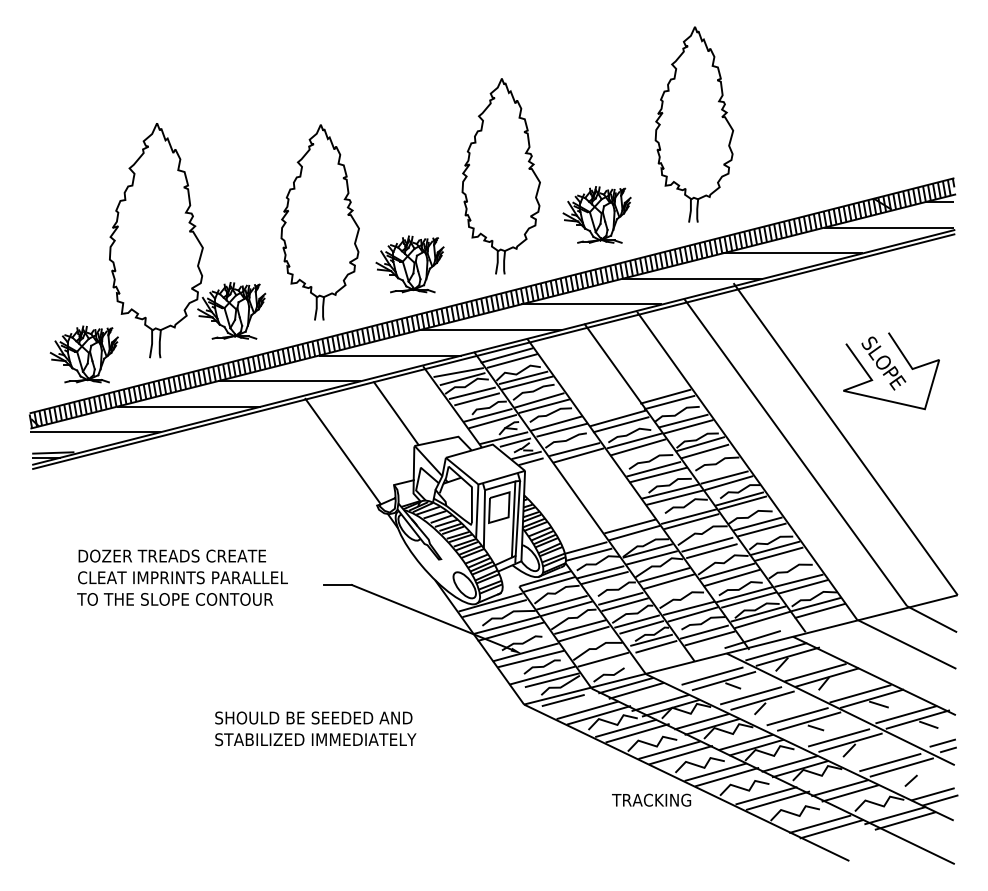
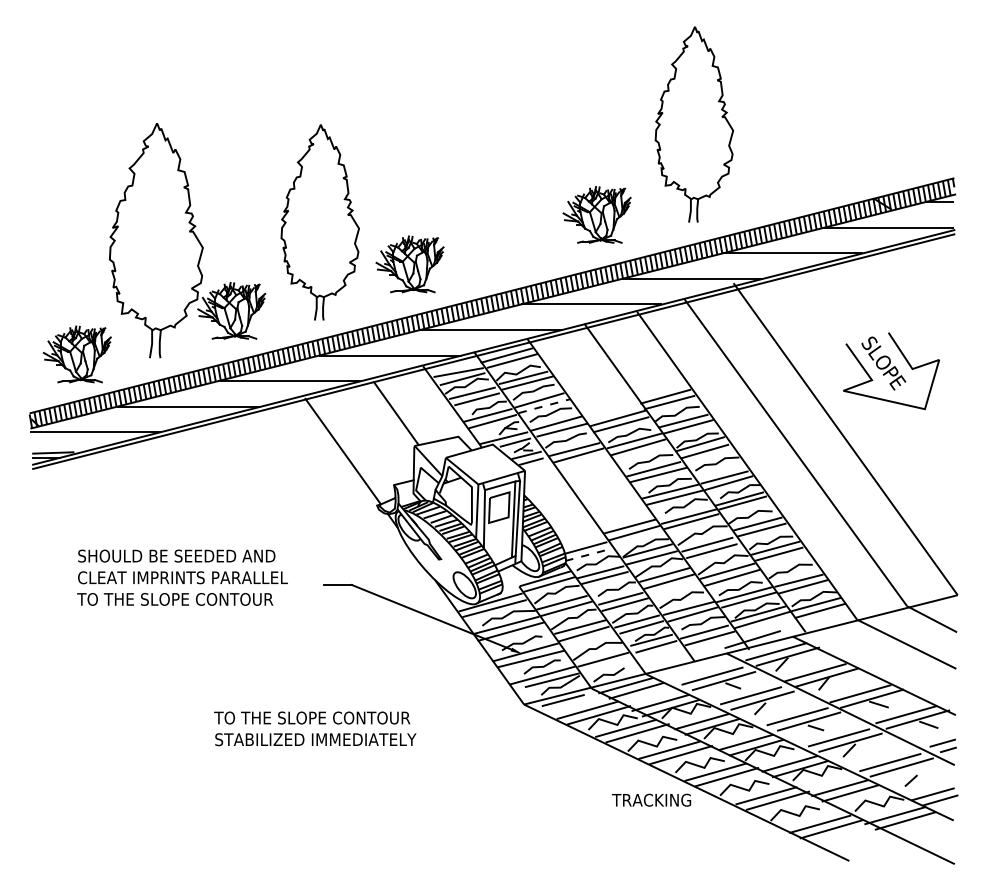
part: present -> none (500, 176)
part position: (83, 354) -> (76, 354) (76, 354)
line: solid -> dashed (544, 406)
line: solid -> dashed (589, 554)
text: DOZER TREADS CREATE -> SHOULD BE SEEDED AND (176, 555)
text: SHOULD BE SEEDED AND -> TO THE SLOPE CONTOUR (313, 717)
